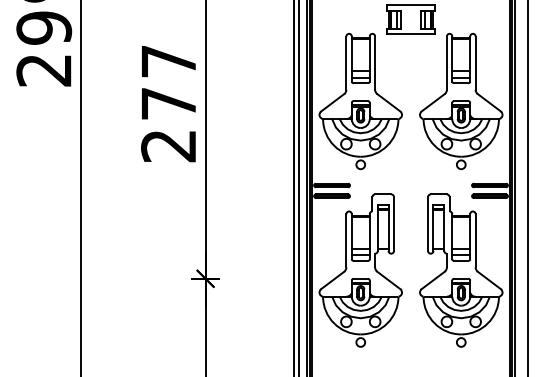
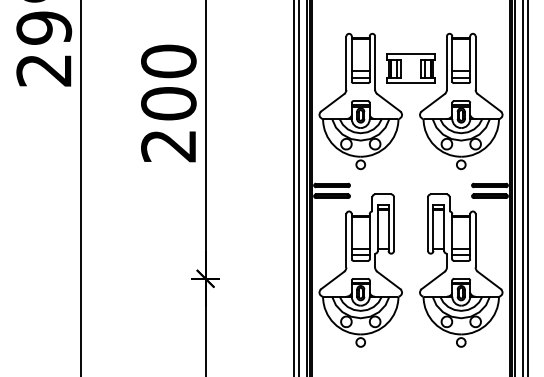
part position: (410, 19) -> (410, 68) (410, 68)
text: 277 -> 200 (168, 82)
line: none -> present (522, 187)
